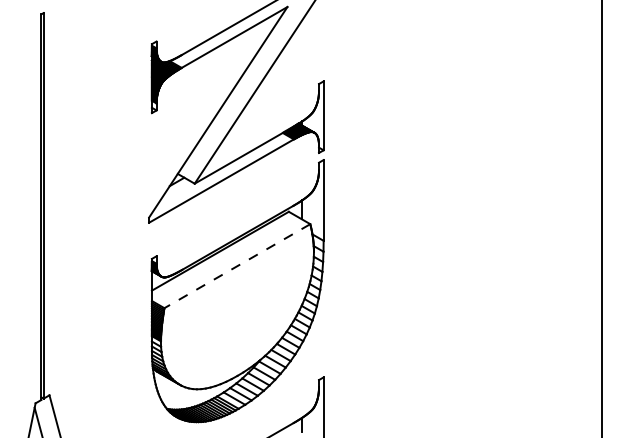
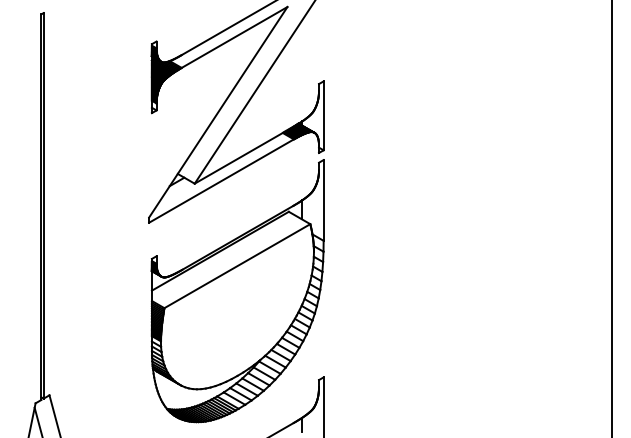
line position: (602, 218) -> (612, 218) (612, 218)
line: dashed -> solid (236, 266)
